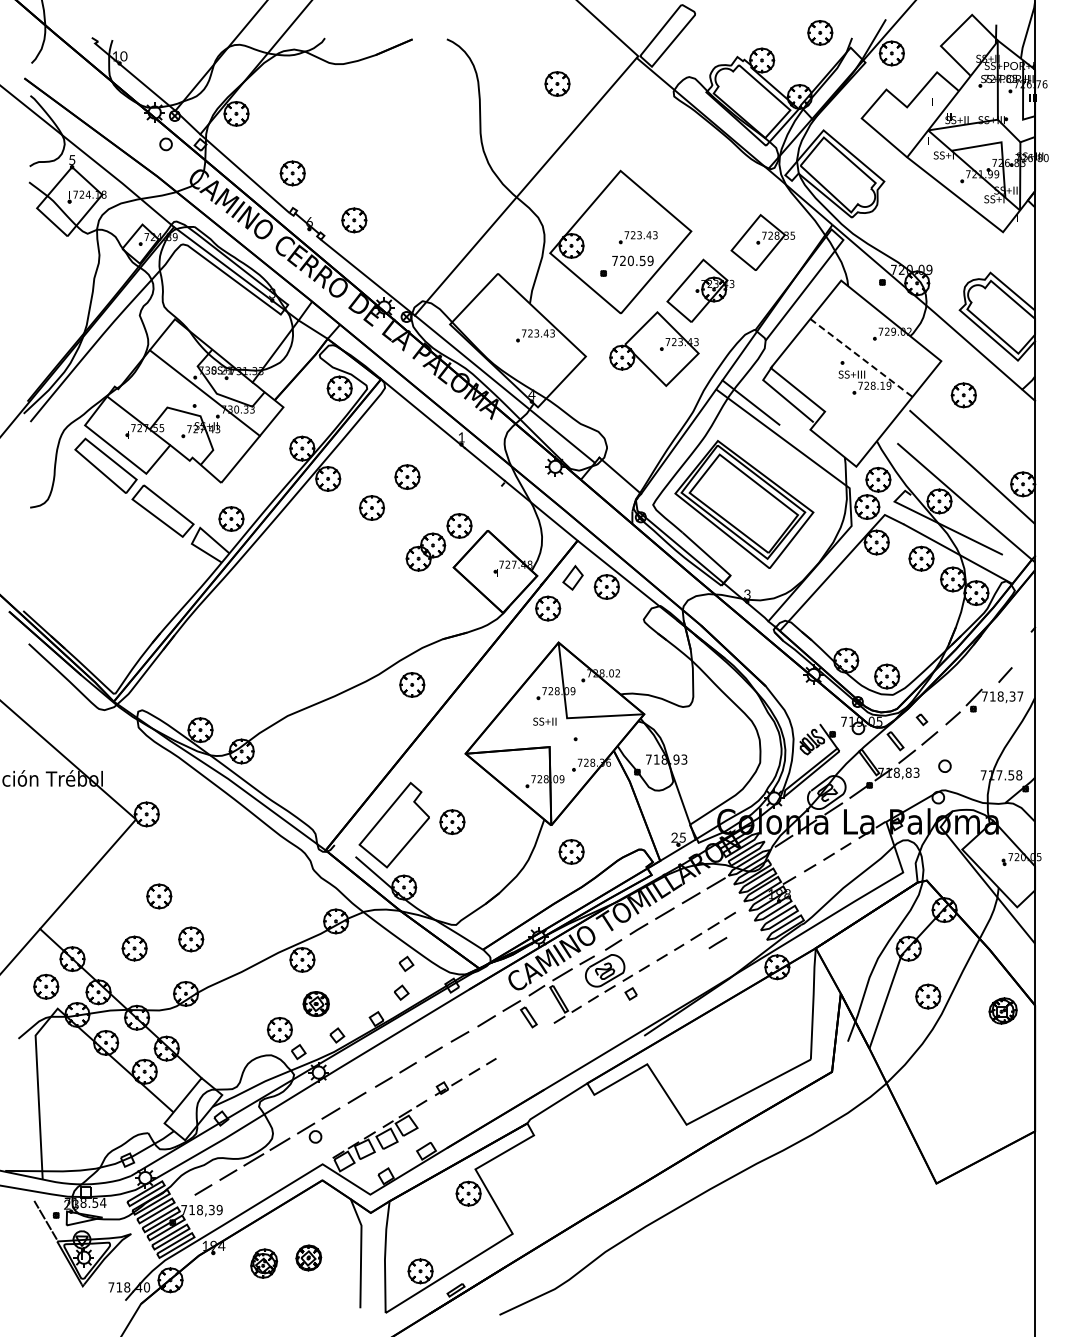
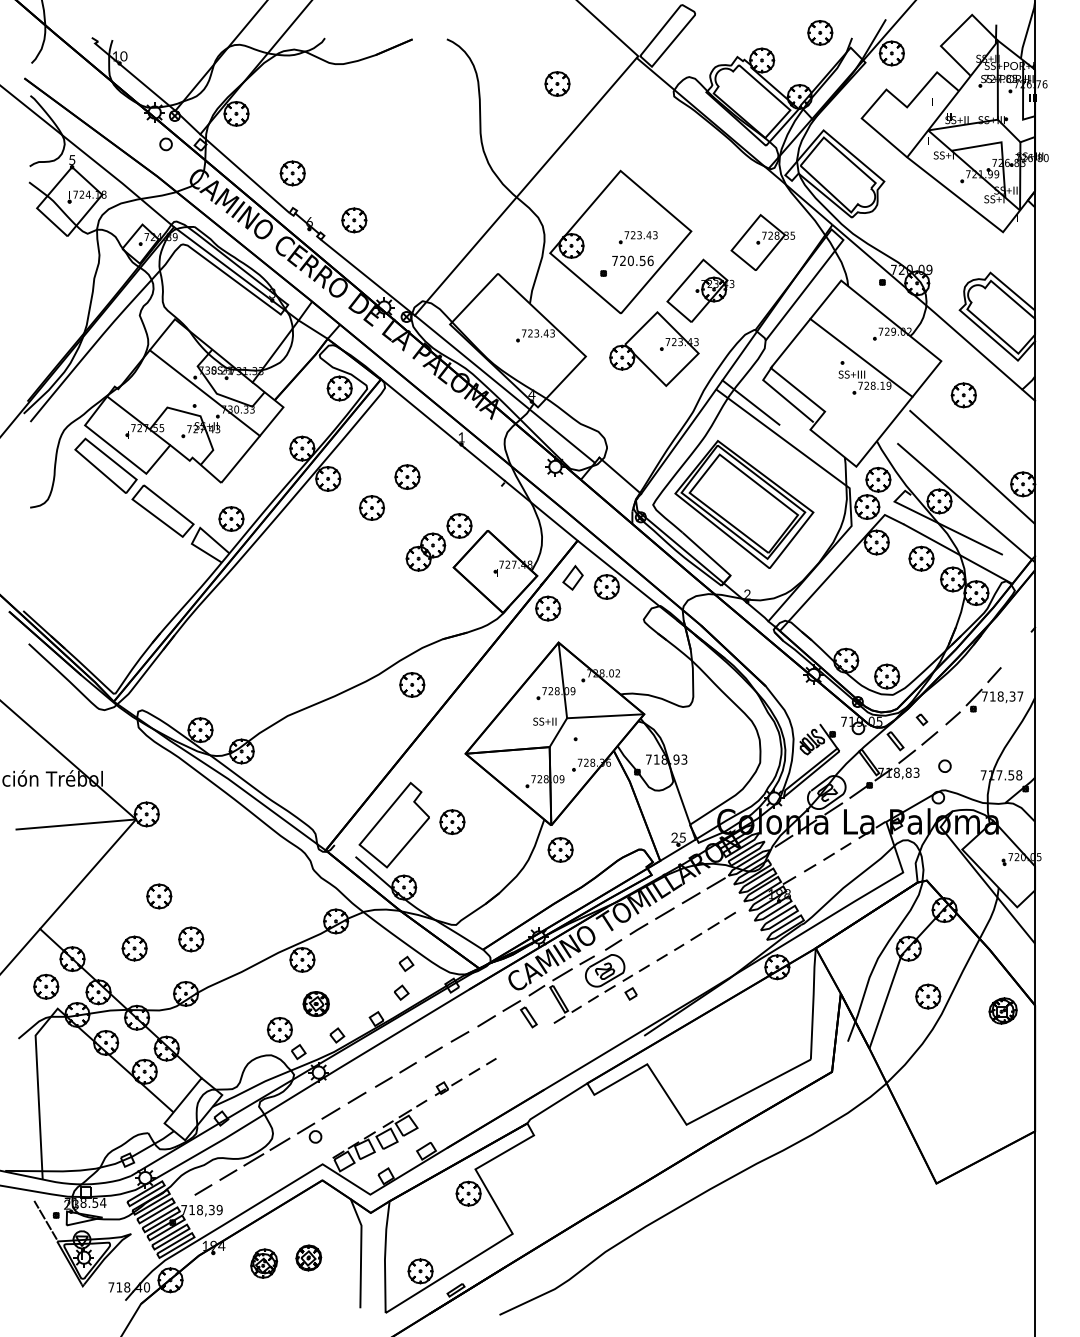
text: 720.59 -> 720.56 (650, 260)
line: dashed -> solid (861, 358)
text: 3 -> 2 (747, 595)
line position: (1005, 674) -> (994, 674) (994, 674)
line: none -> present (558, 732)
line: none -> present (76, 824)
part position: (571, 851) -> (560, 849) (560, 849)
line: present -> none (717, 943)
